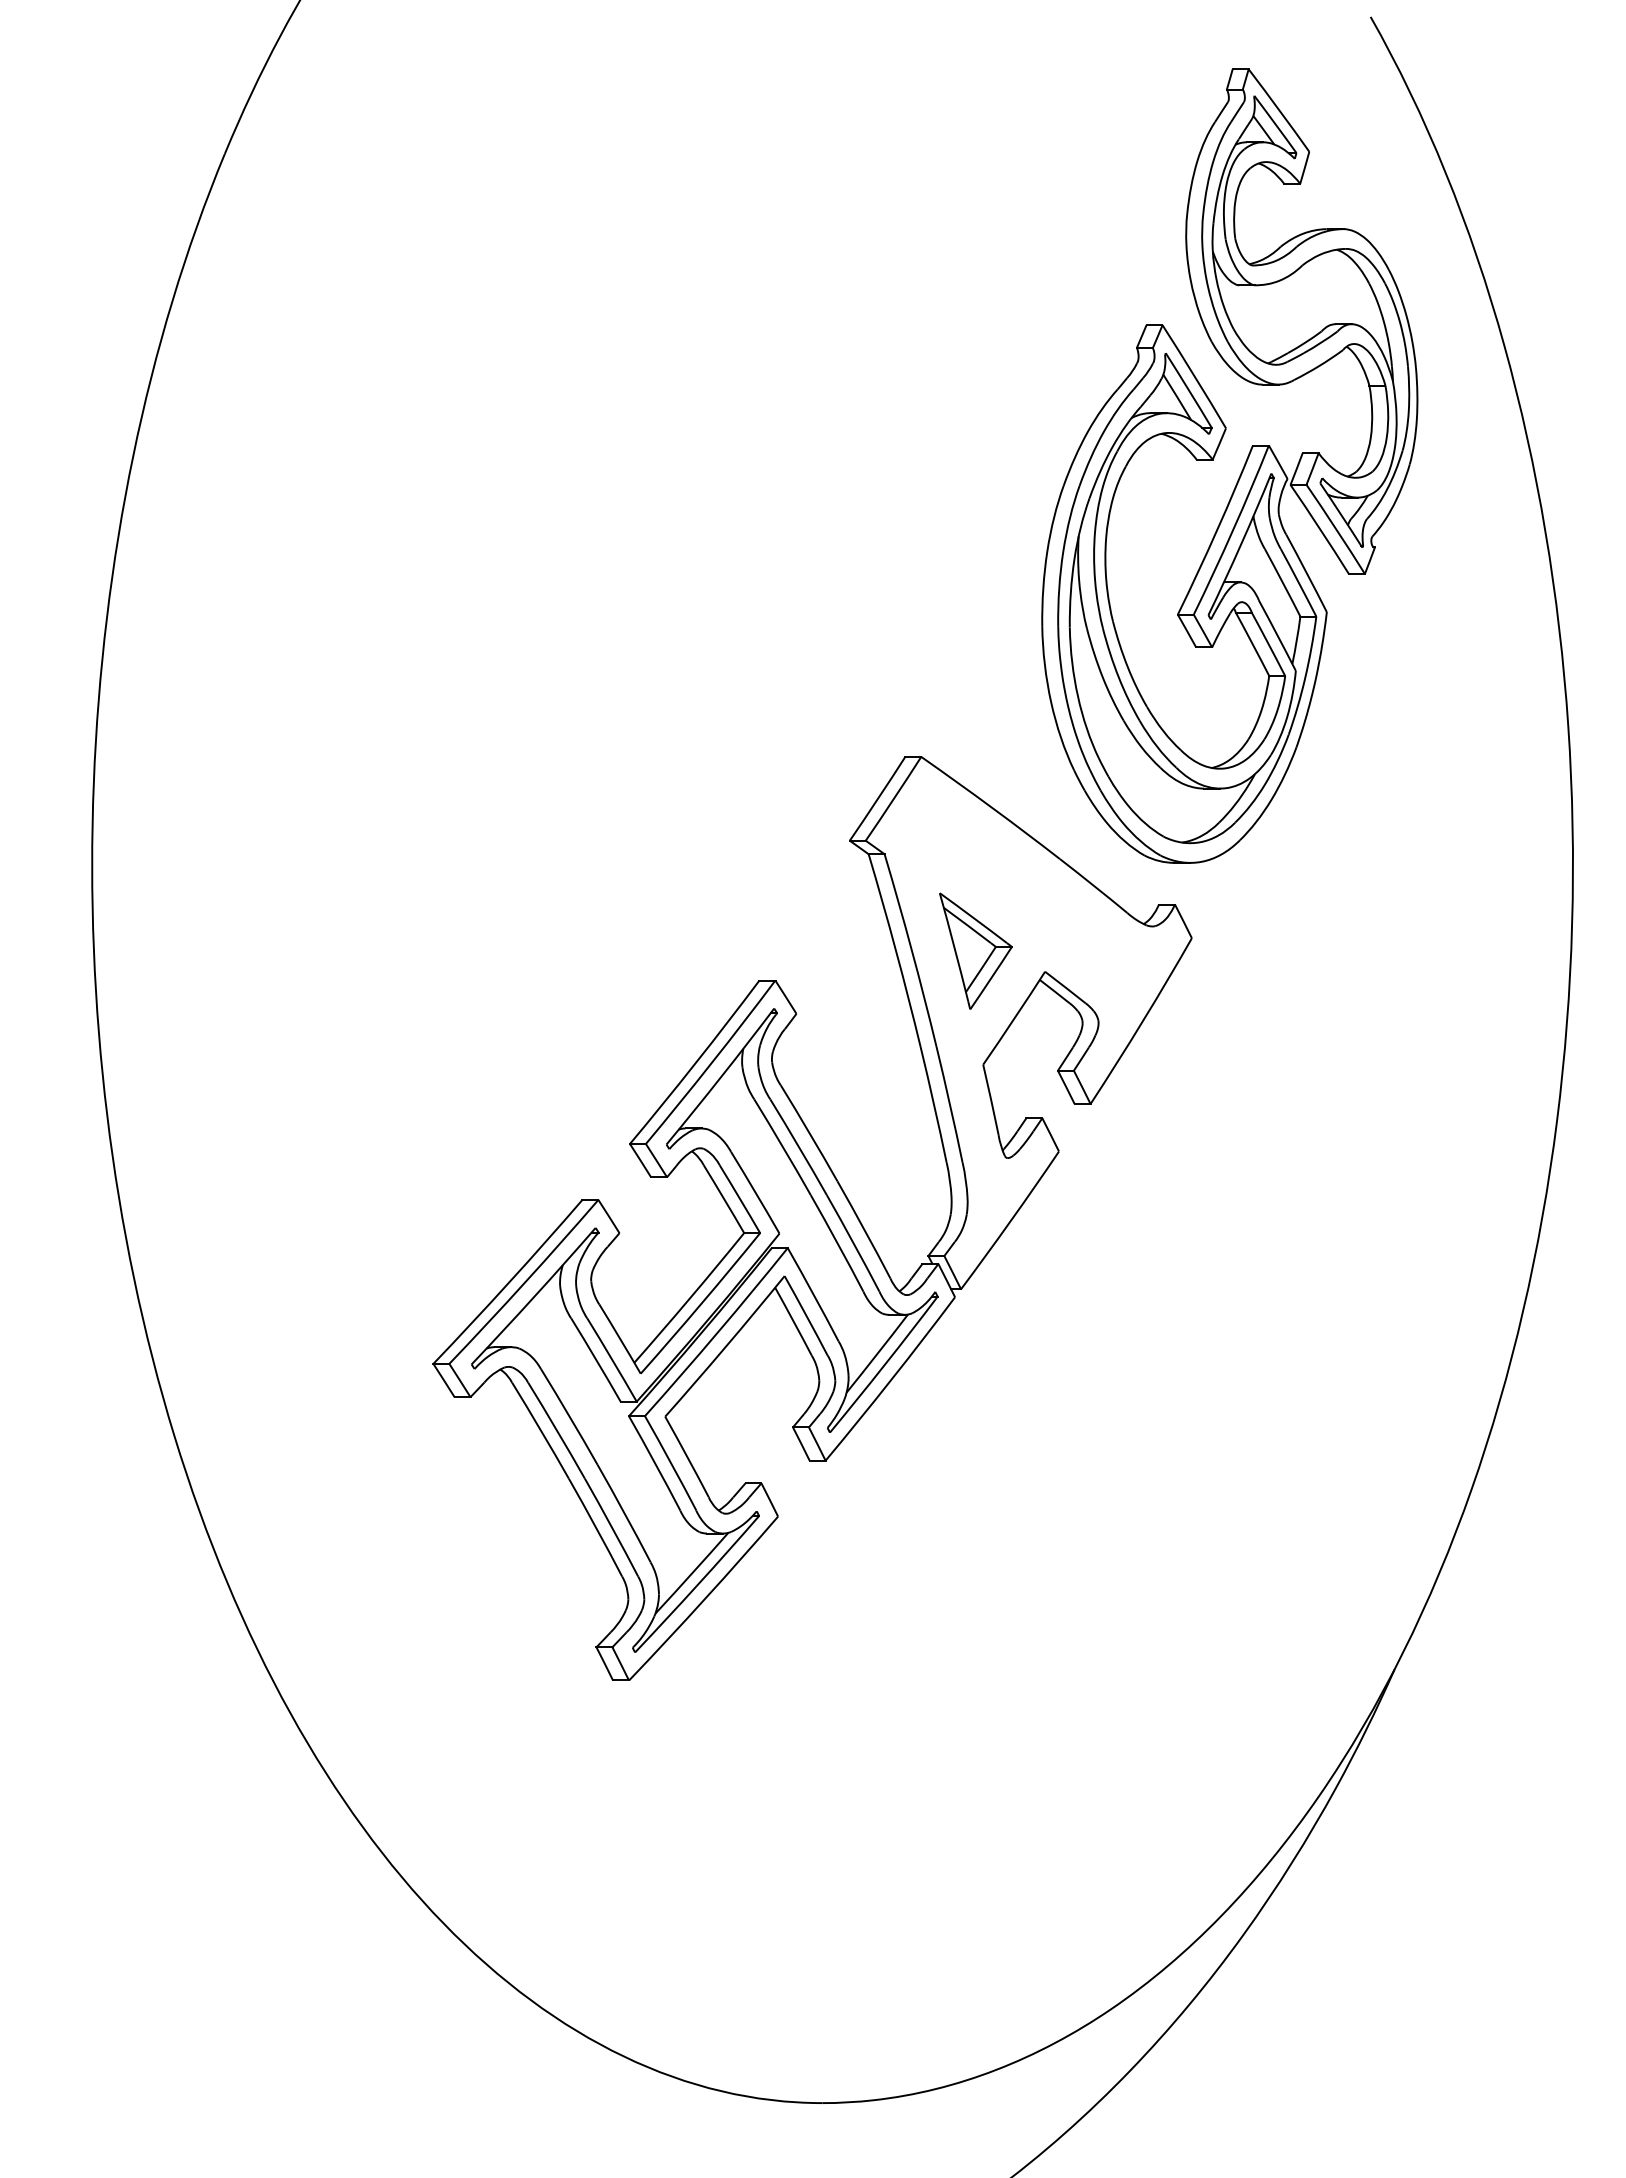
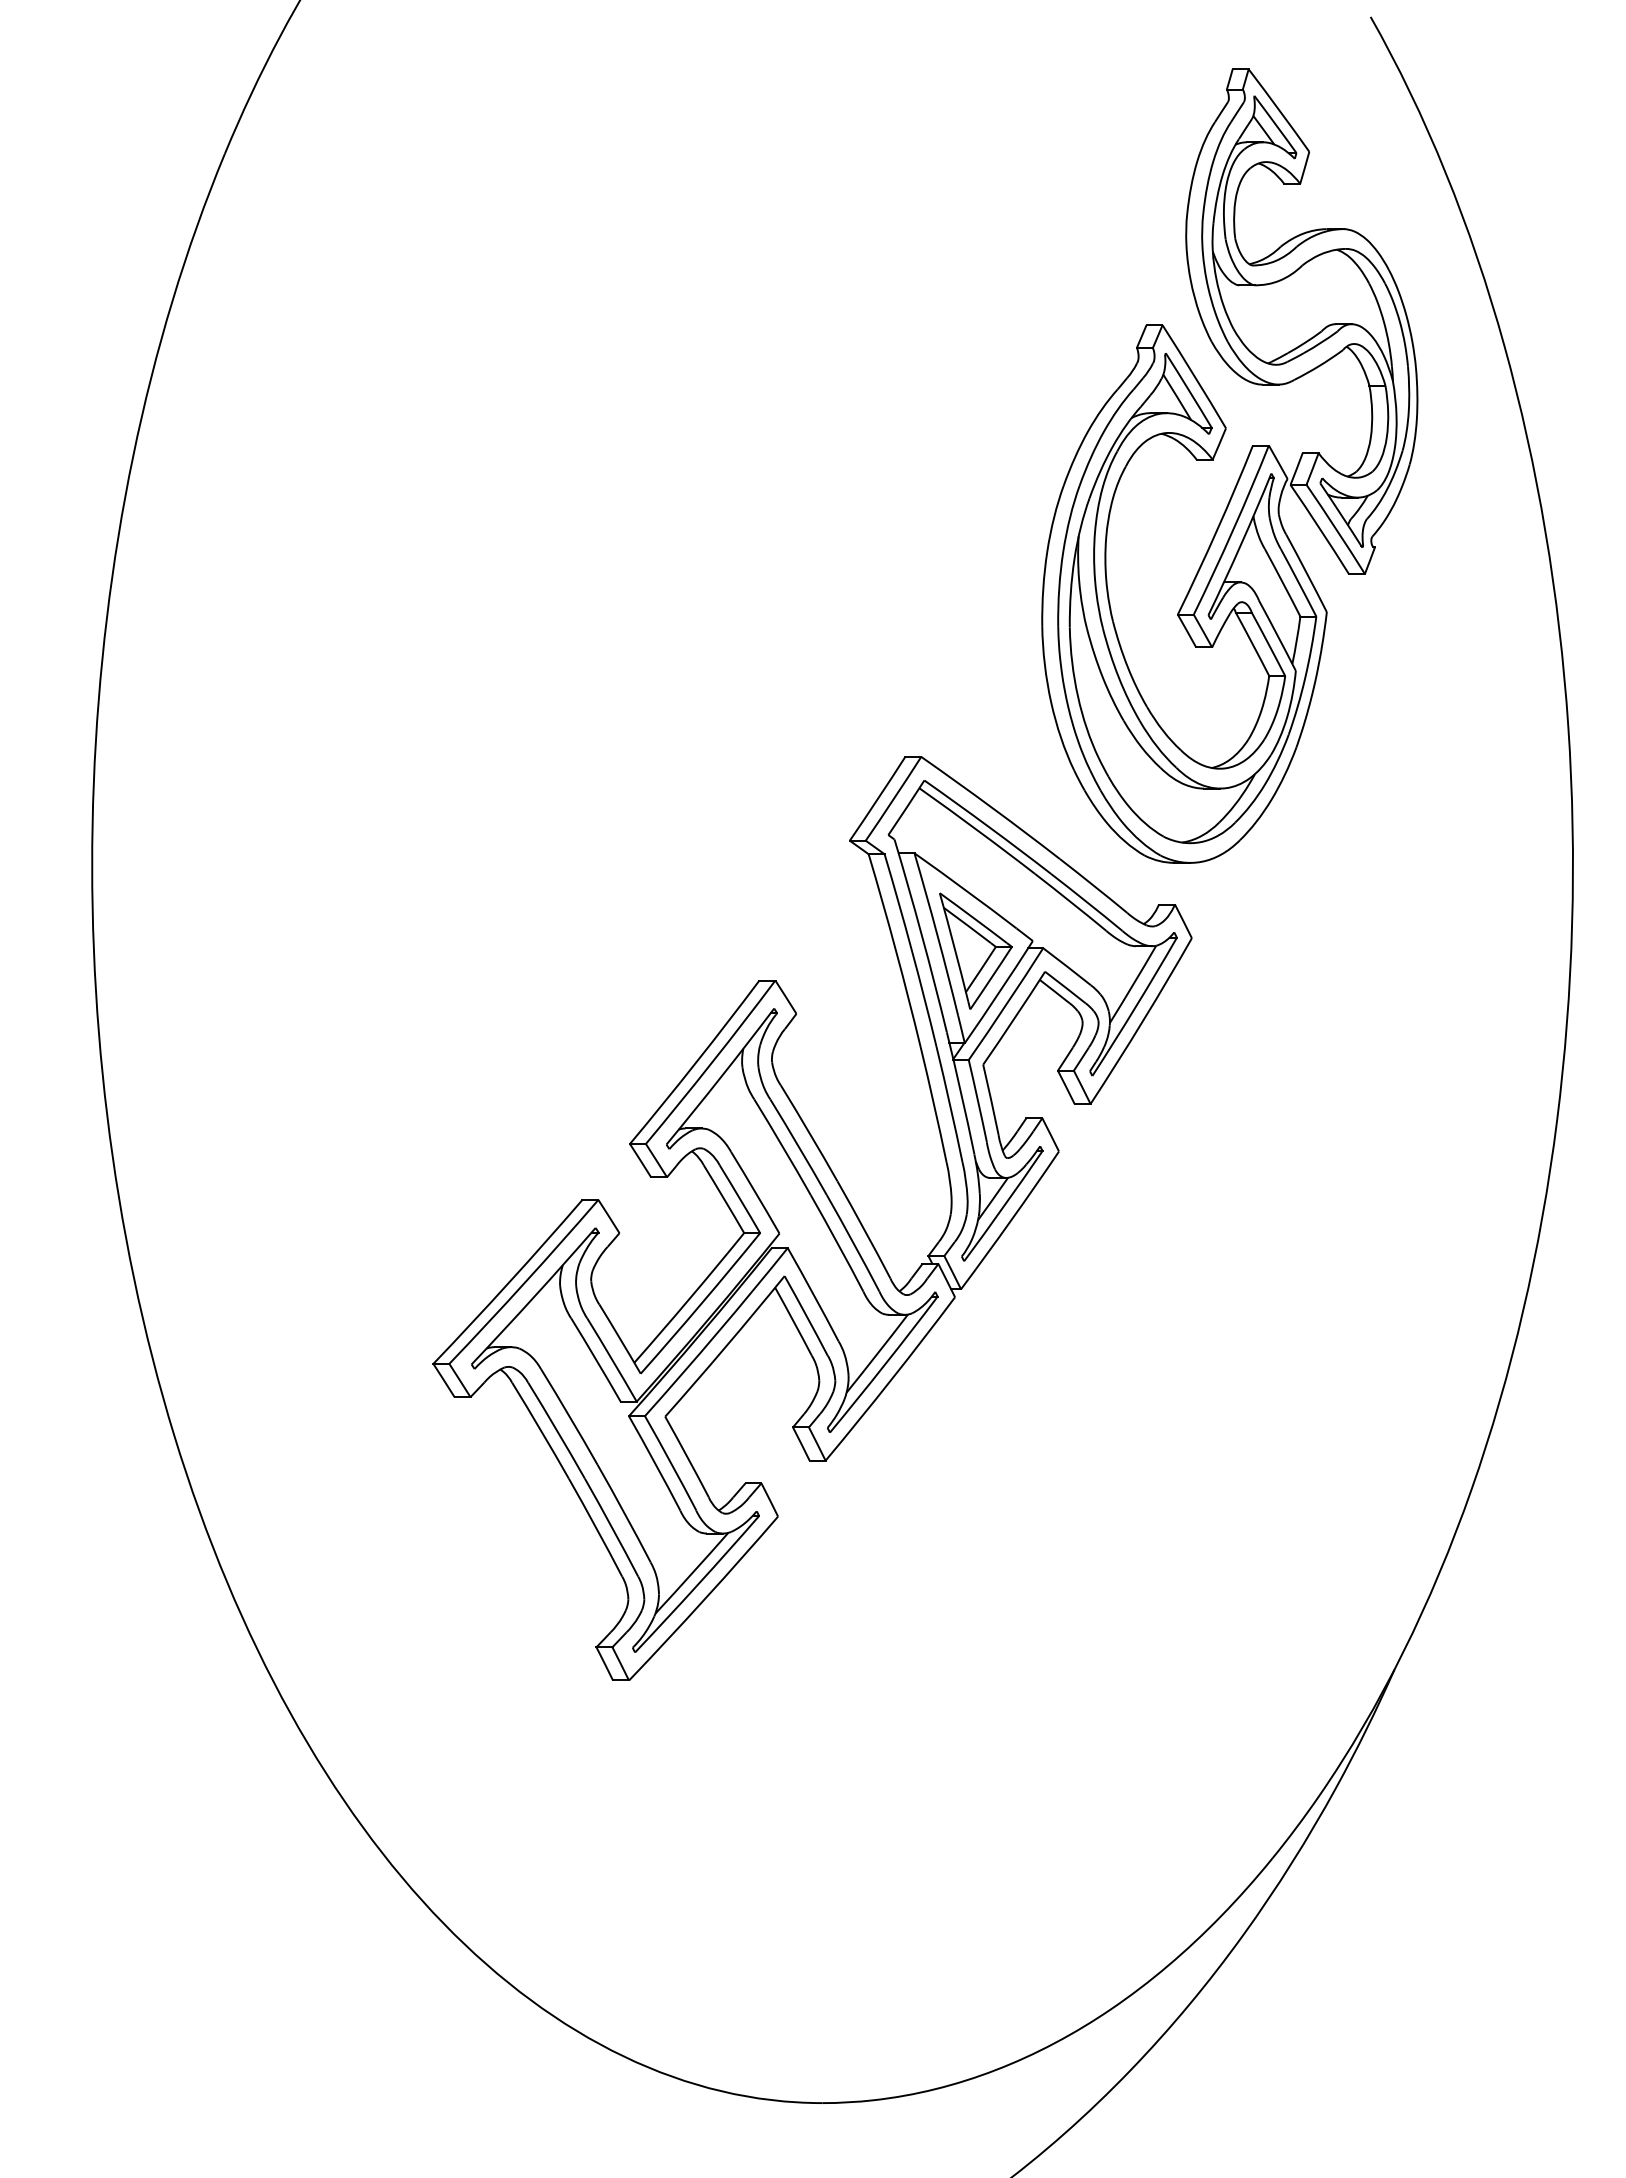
part: none -> present (1008, 1003)
